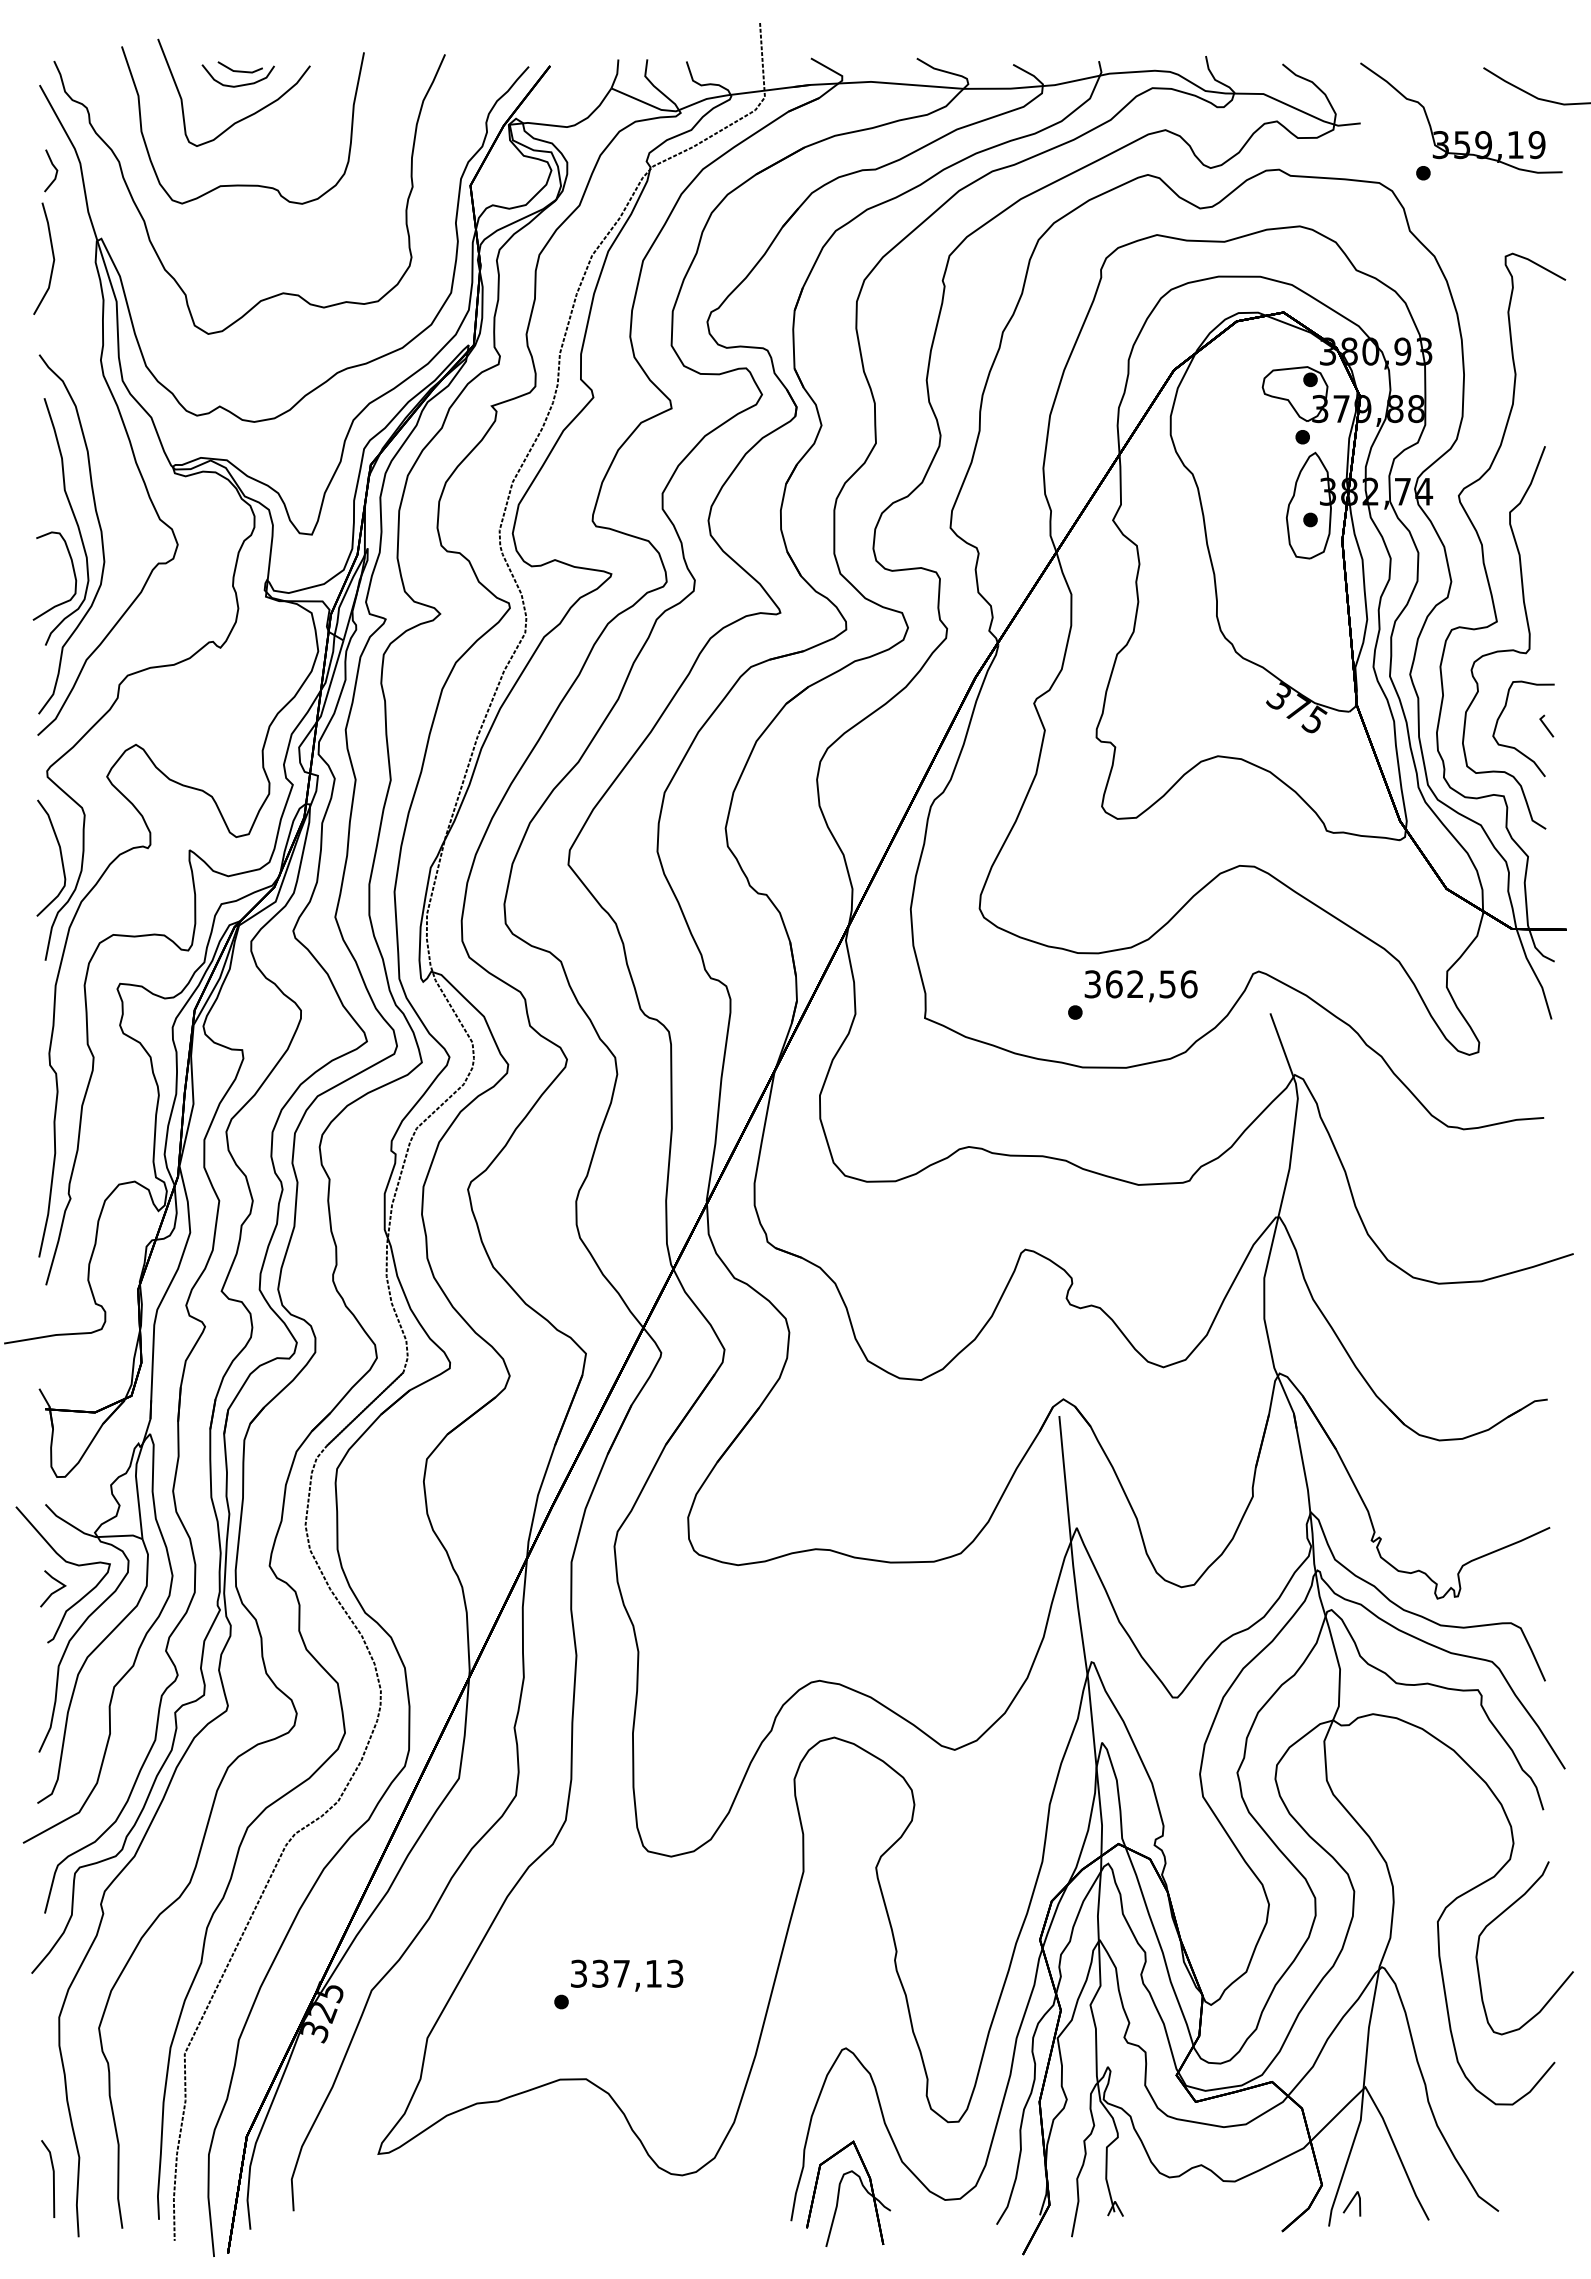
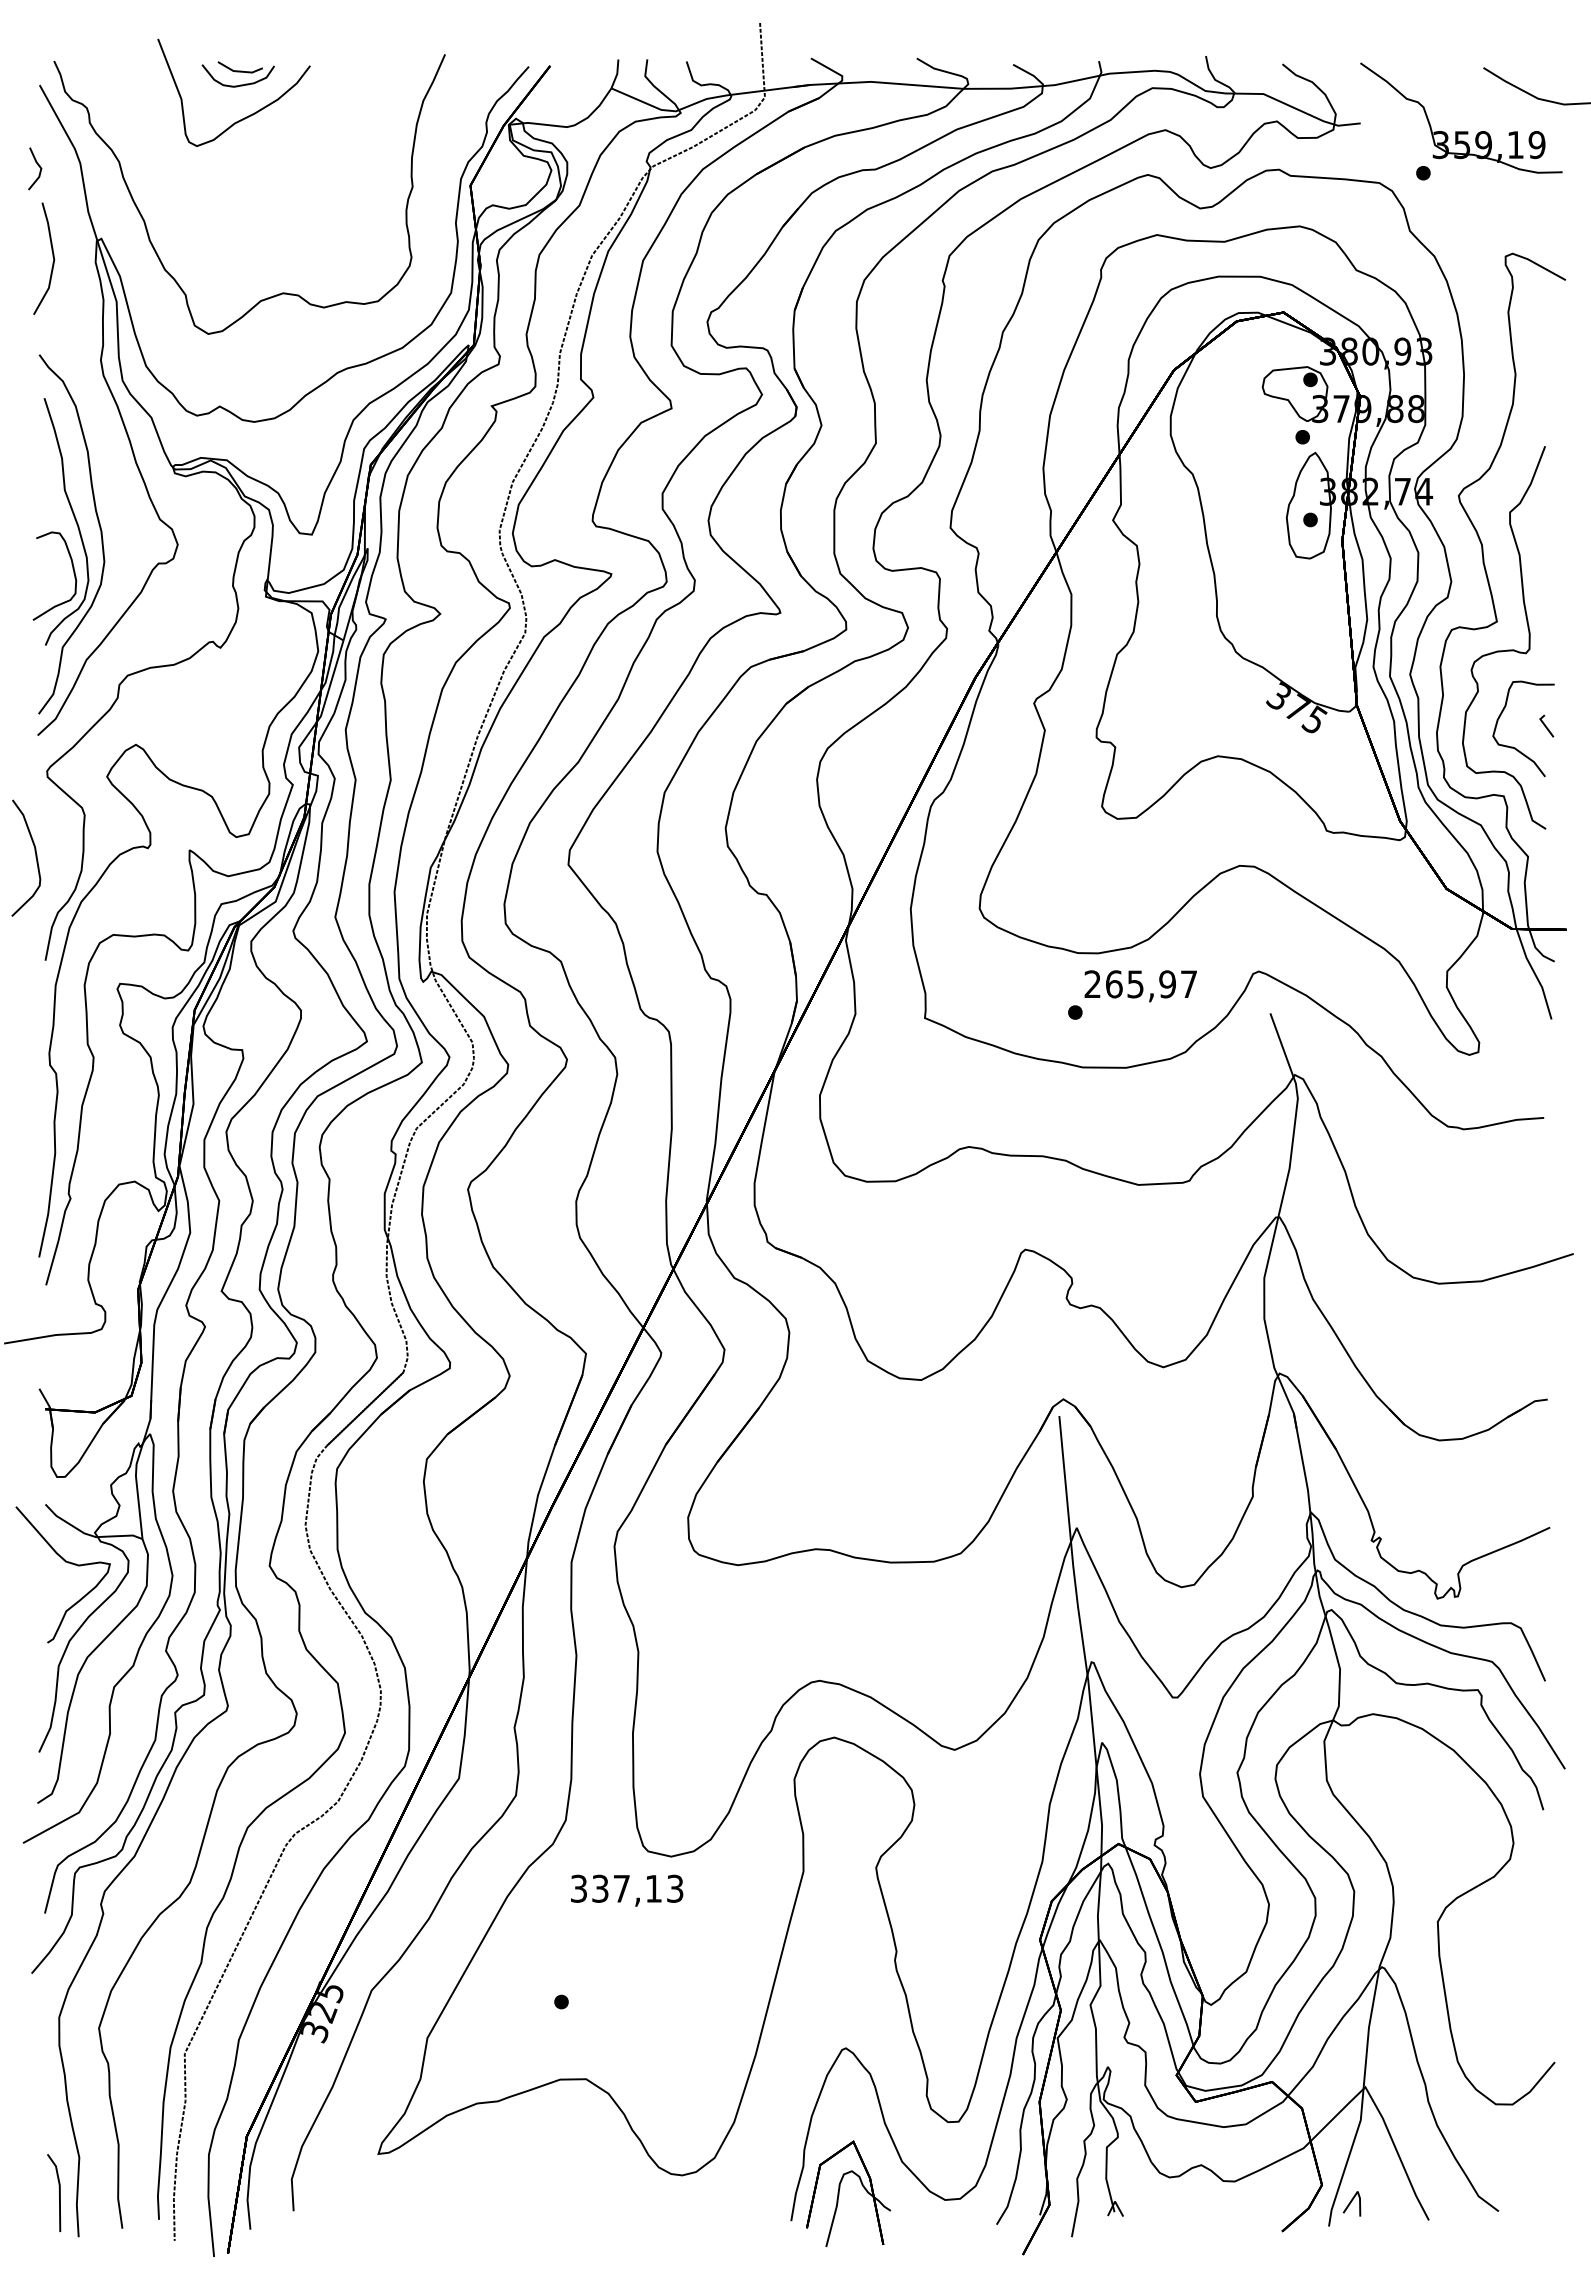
line position: (53, 167) -> (37, 165) (37, 165)
curve: present -> none (242, 184)
curve position: (60, 857) -> (35, 857) (35, 857)
text: 362,56 -> 265,97 (1140, 984)
line: present -> none (55, 1590)
curve: present -> none (1496, 1919)
text position: (627, 1975) -> (627, 1890) (627, 1890)
line position: (53, 2178) -> (59, 2192) (59, 2192)
